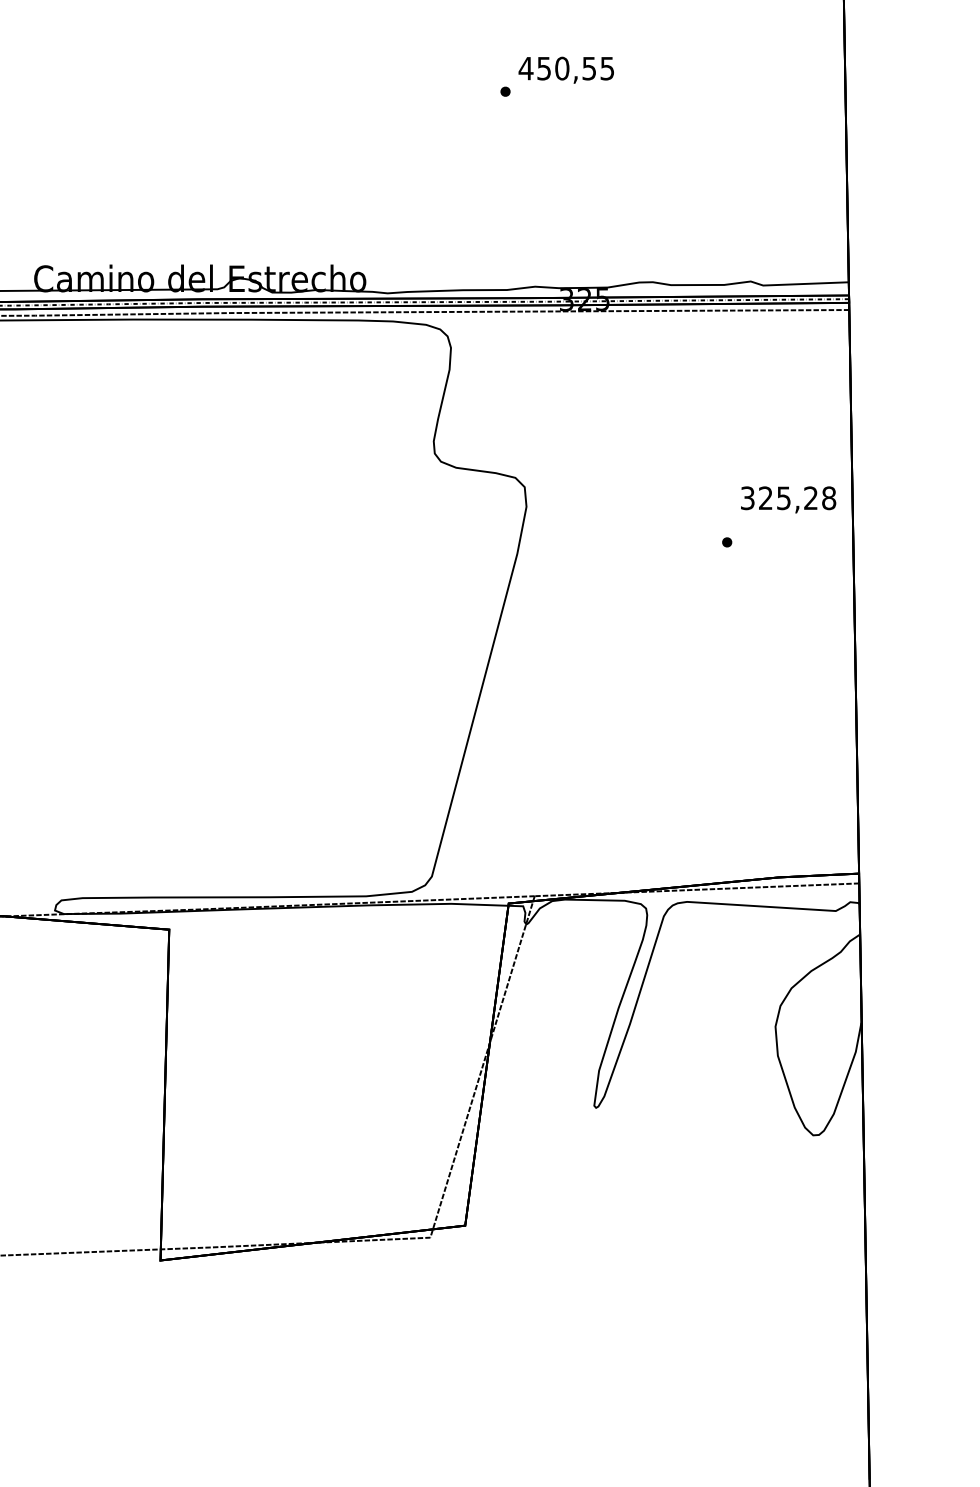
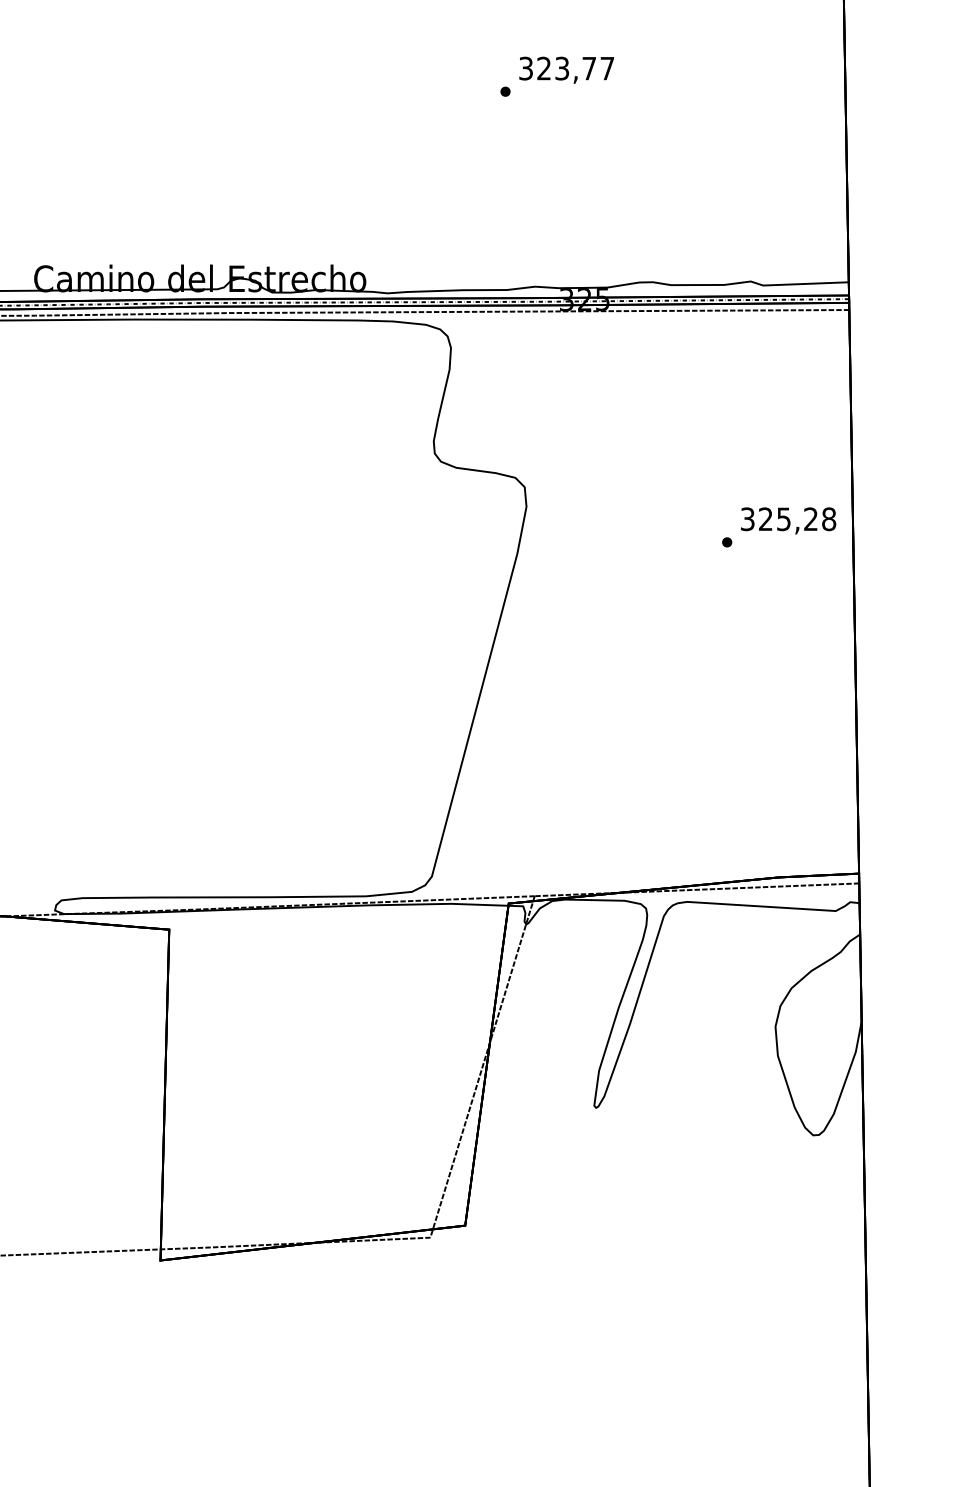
text: 450,55 -> 323,77 (566, 68)
text position: (788, 499) -> (788, 520) (788, 520)
